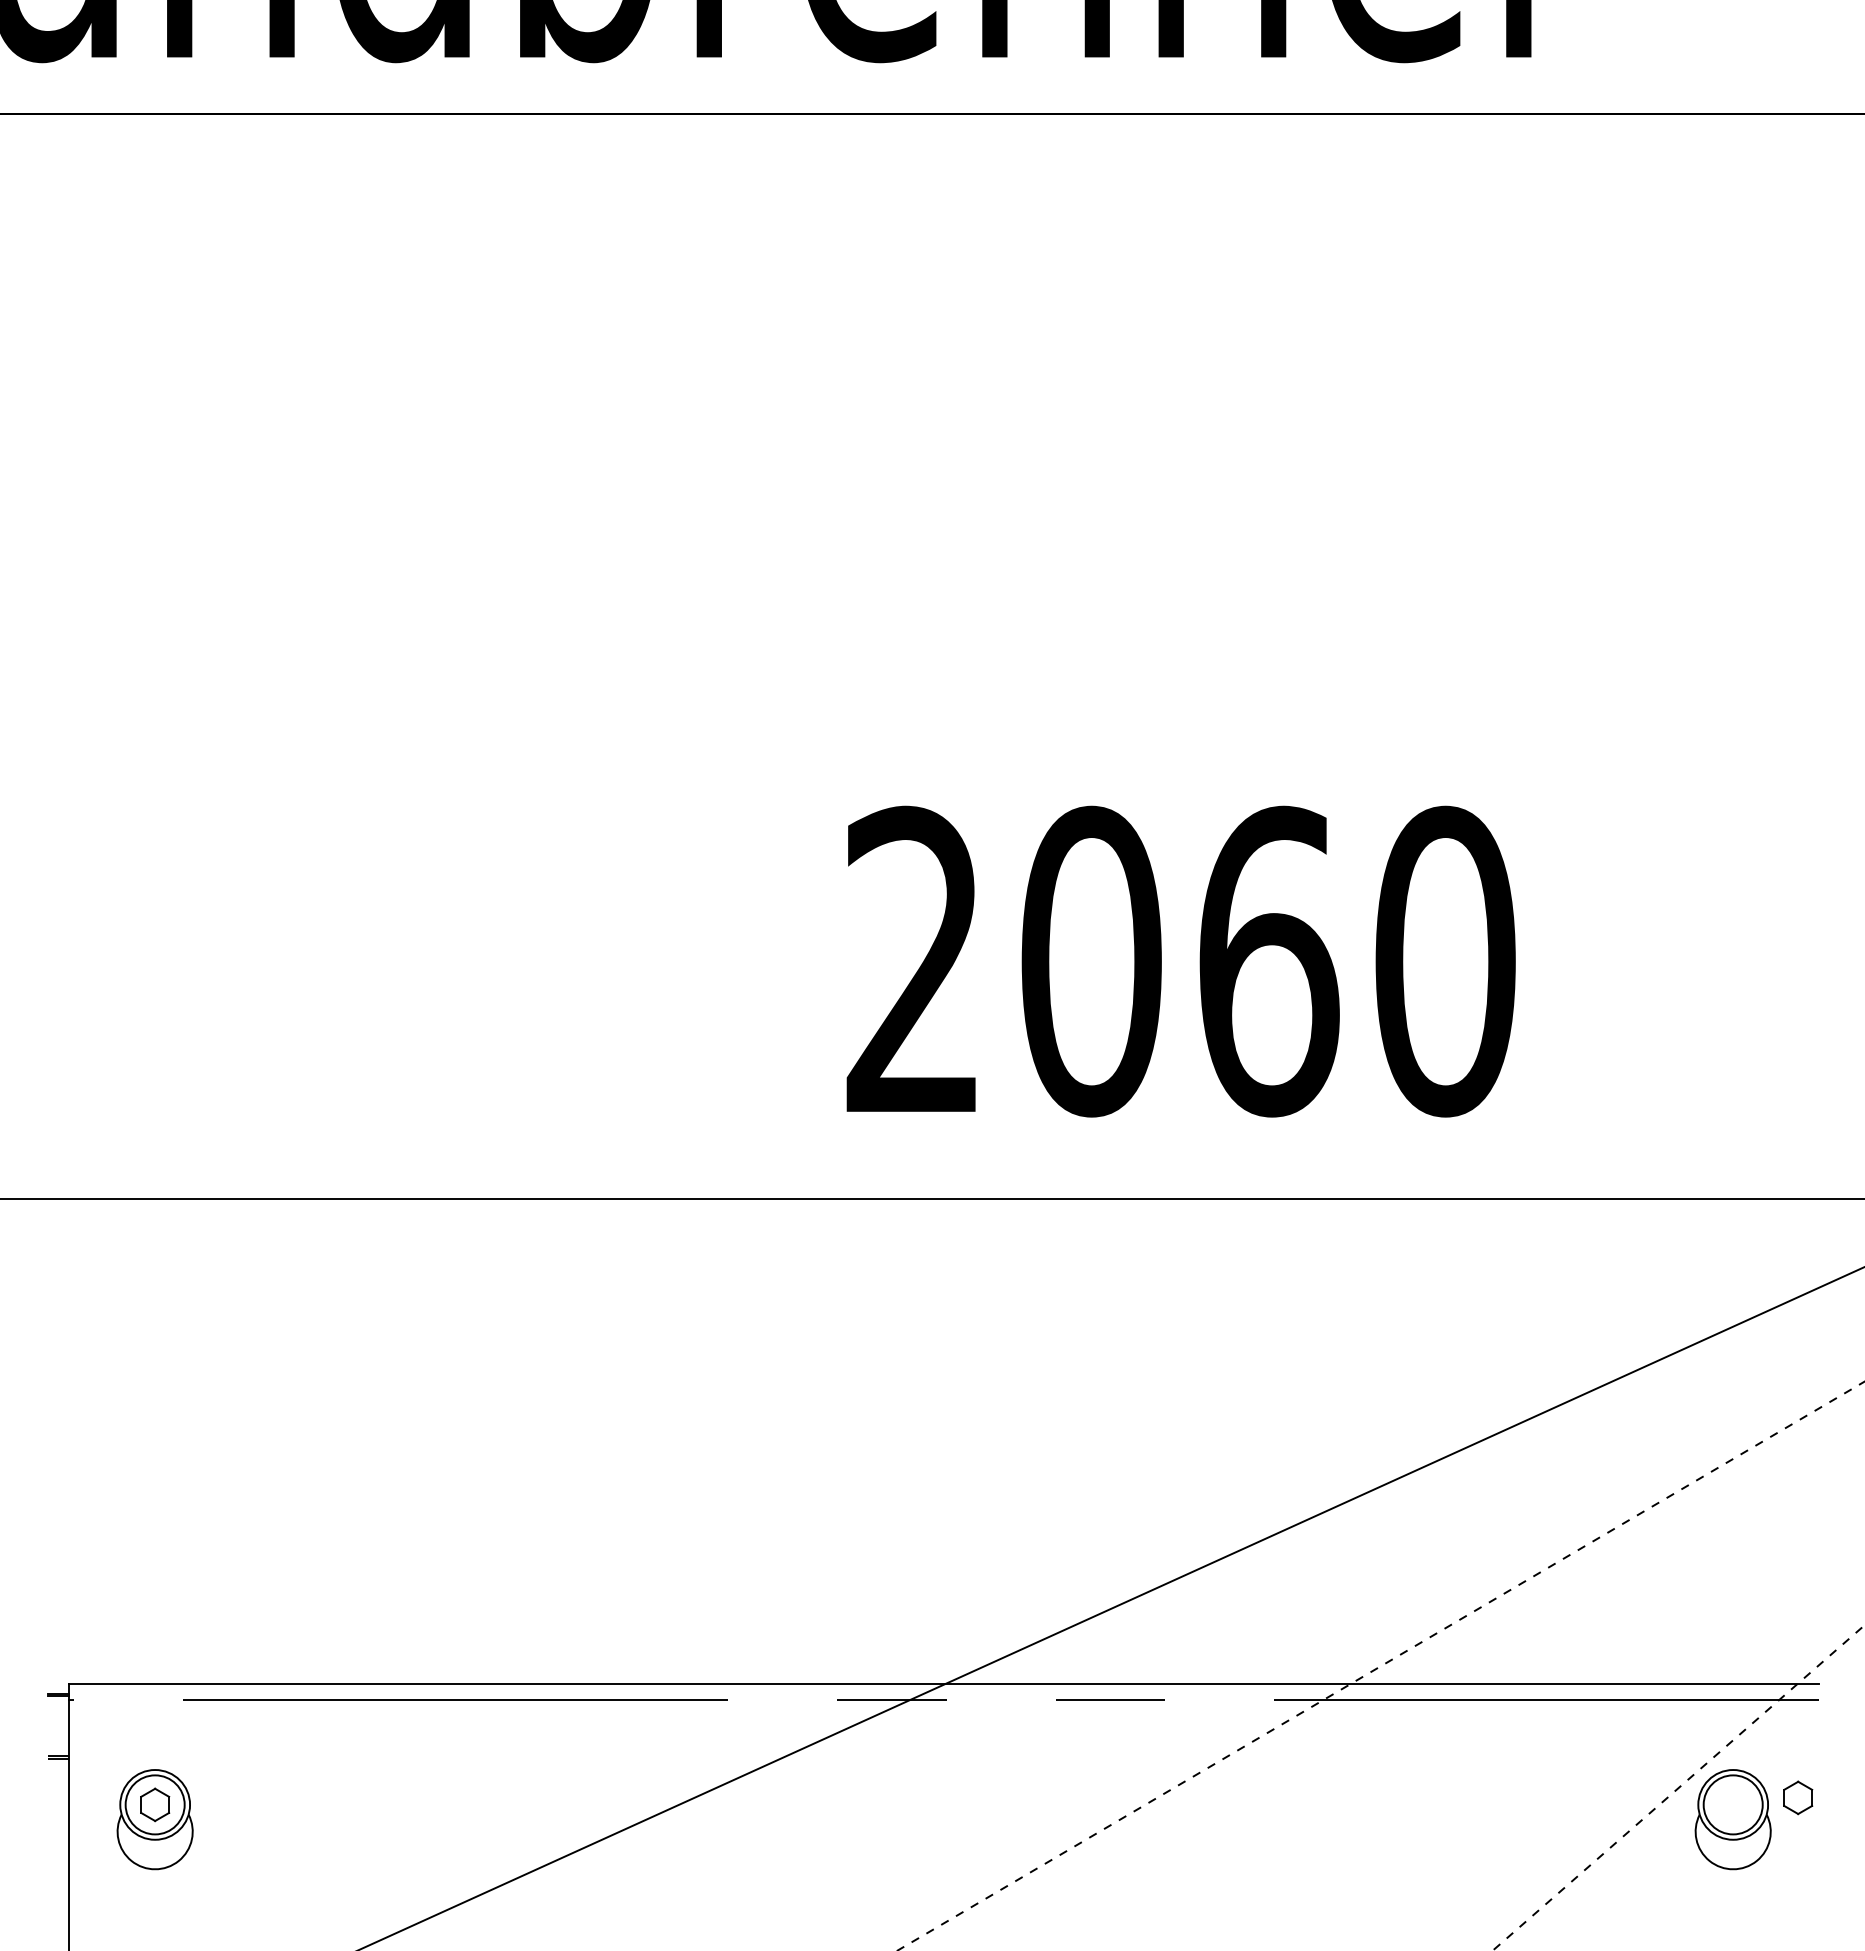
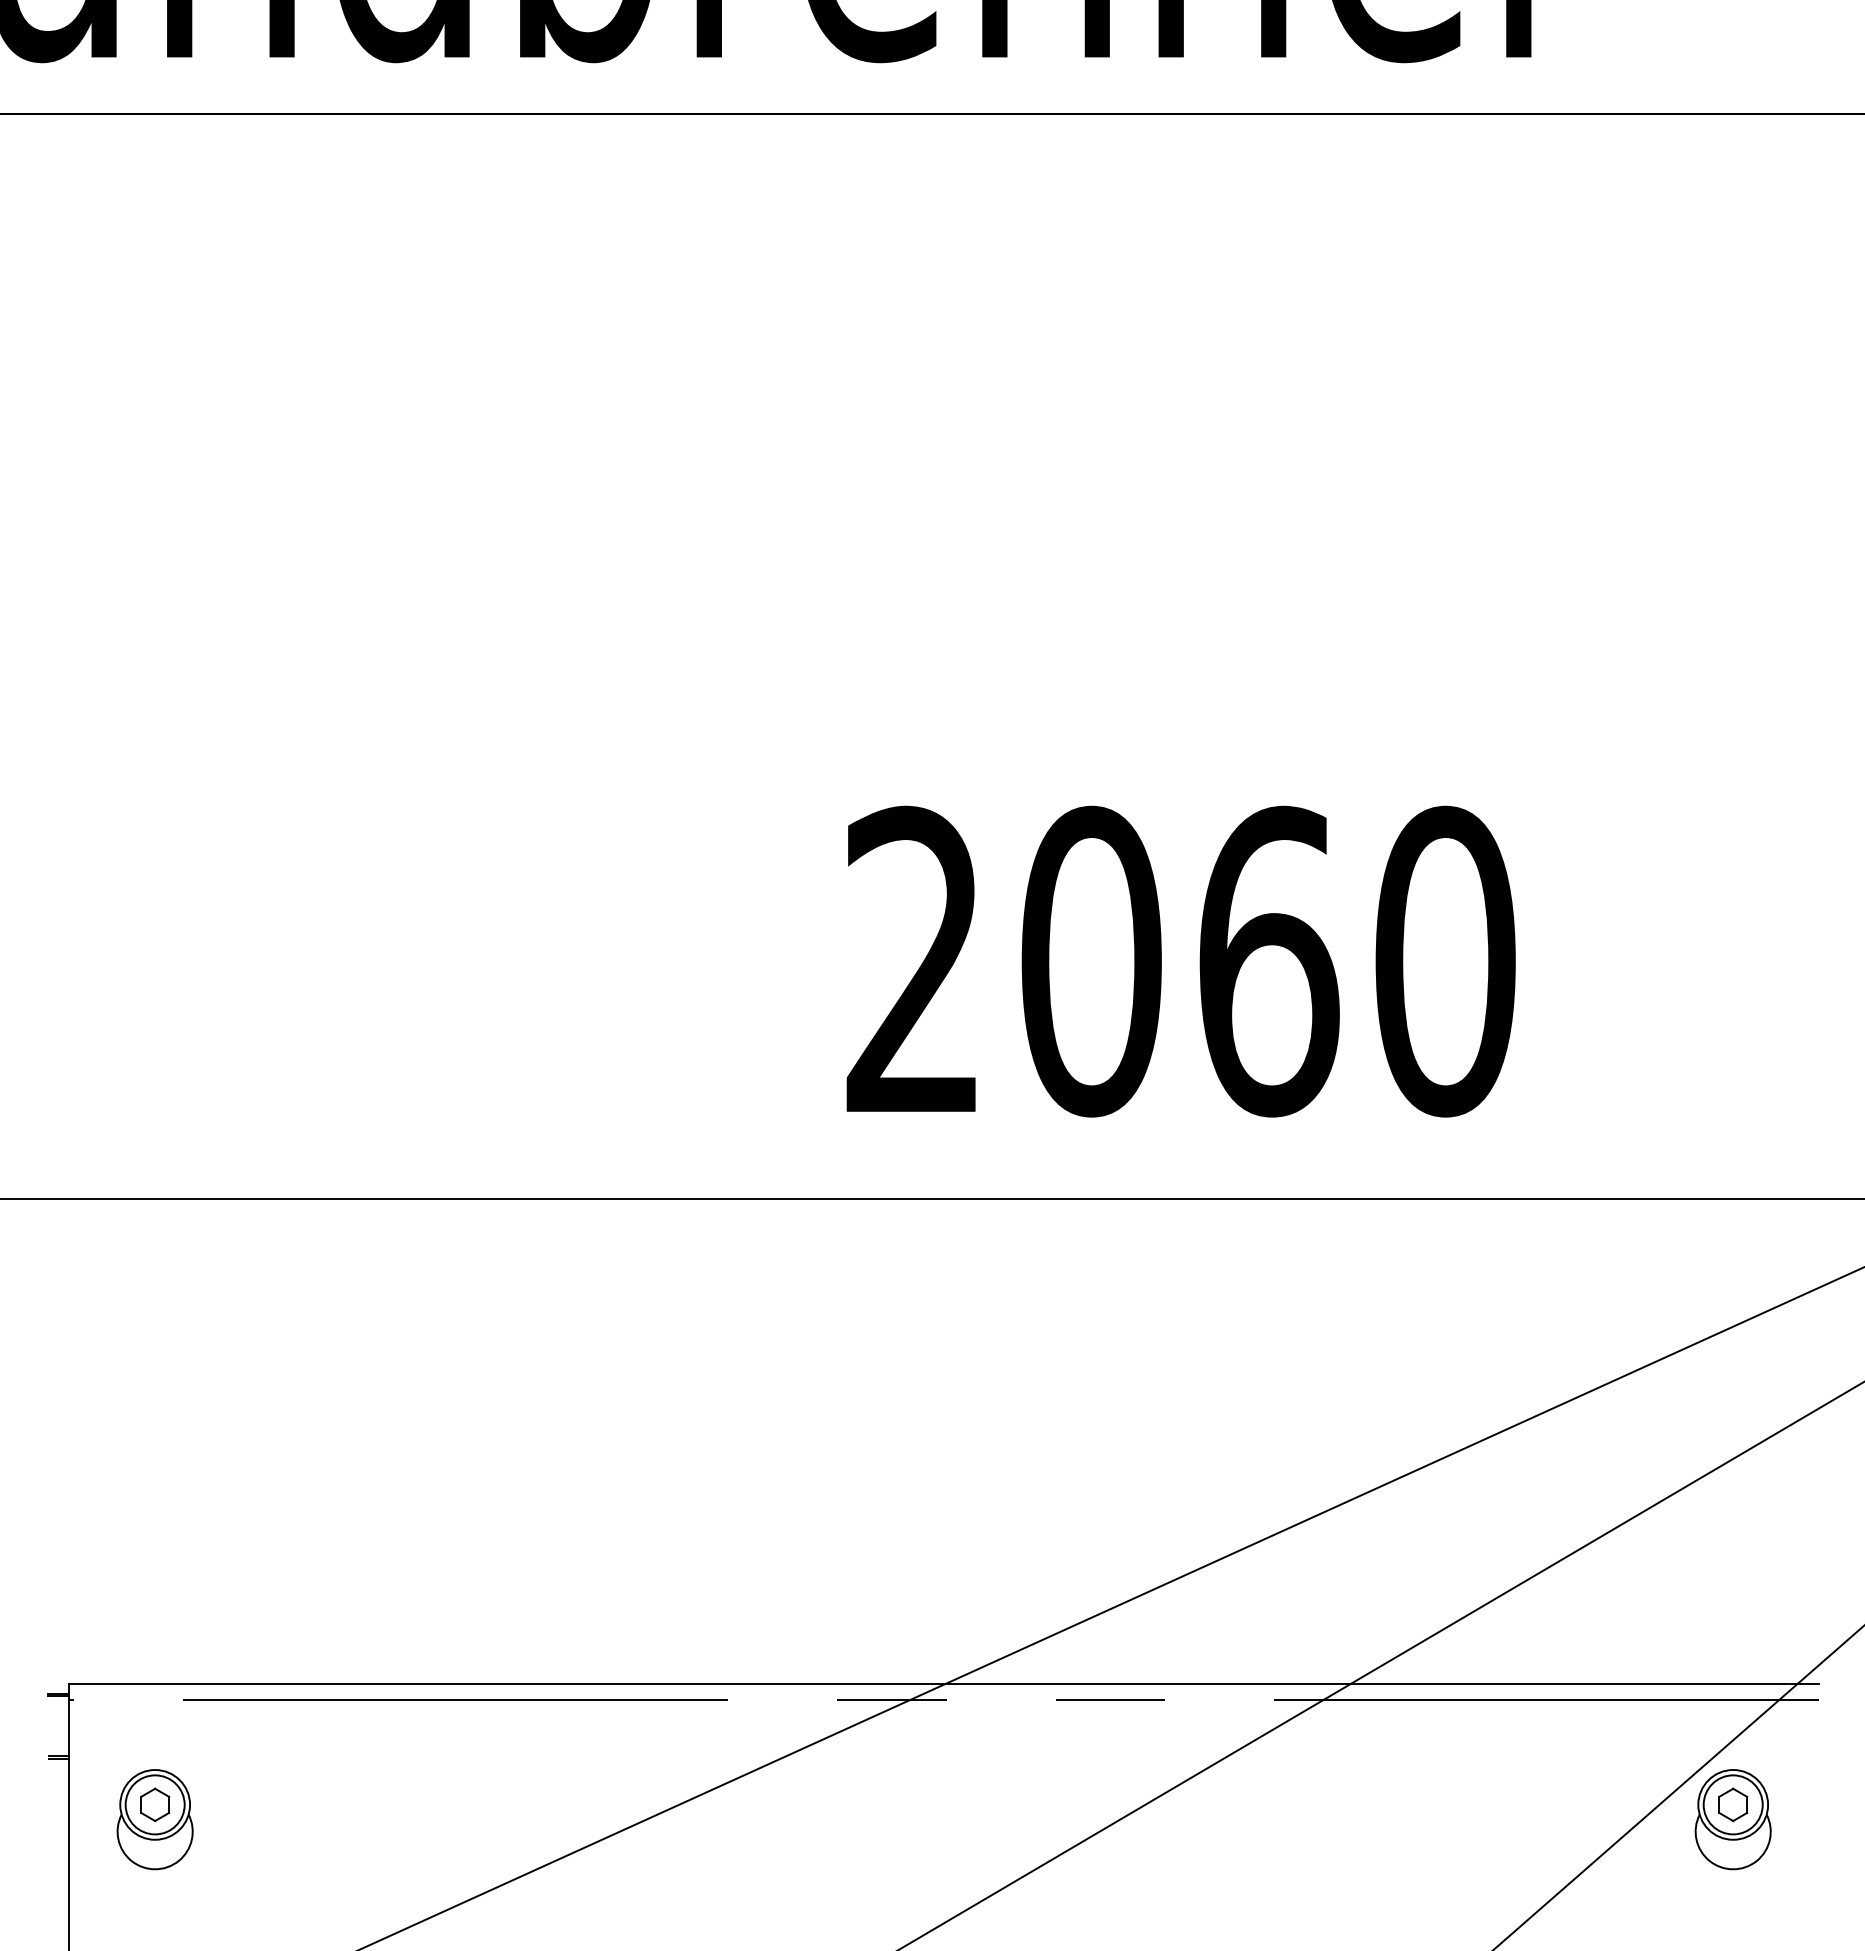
line: dashed -> solid (1380, 1666)
line: dashed -> solid (1678, 1788)
part position: (1798, 1797) -> (1733, 1804) (1733, 1804)
